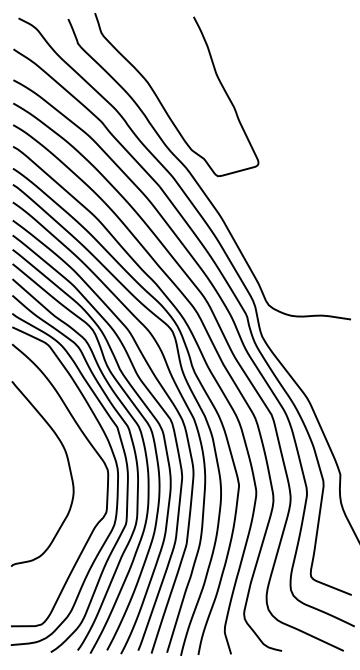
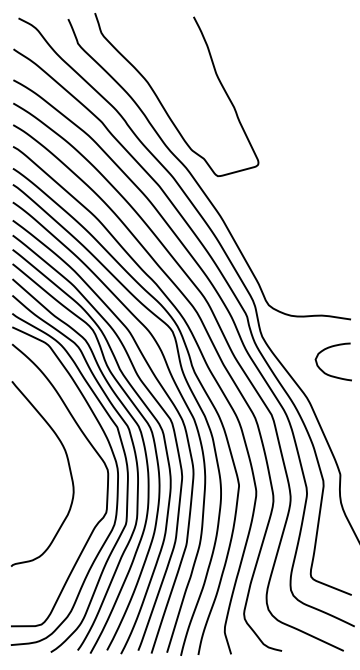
curve: none -> present (323, 370)
